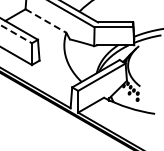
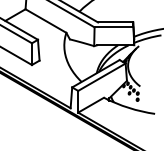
line: dashed -> solid (45, 21)
line: dashed -> solid (16, 34)
